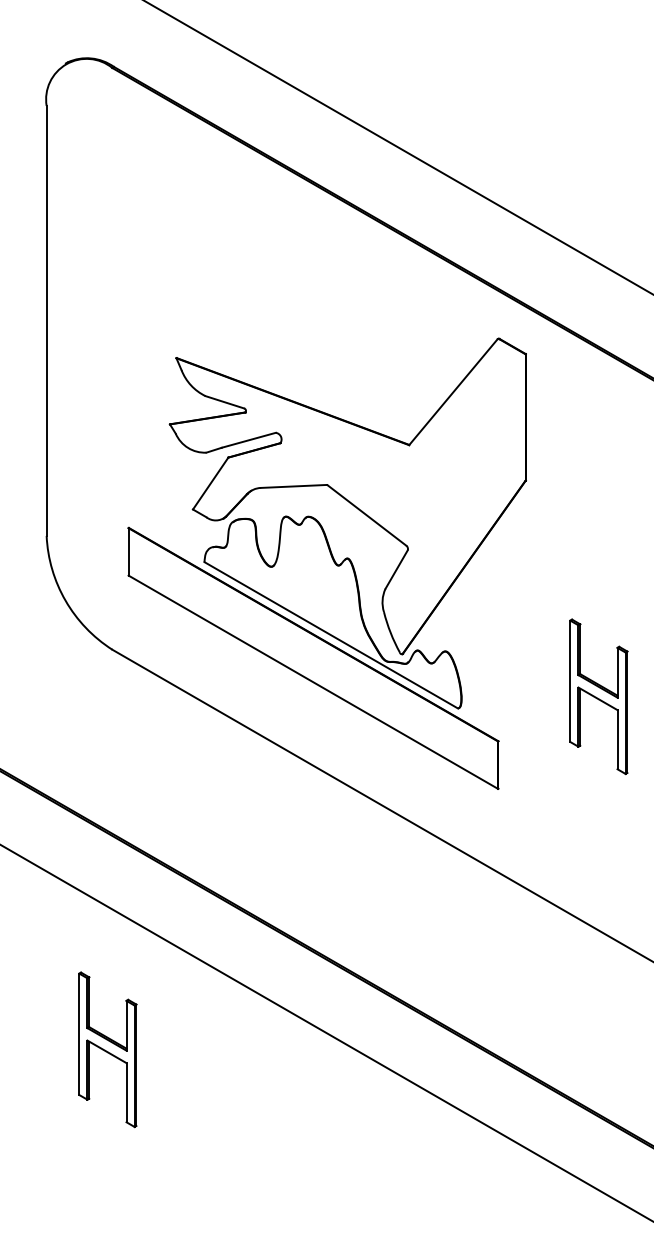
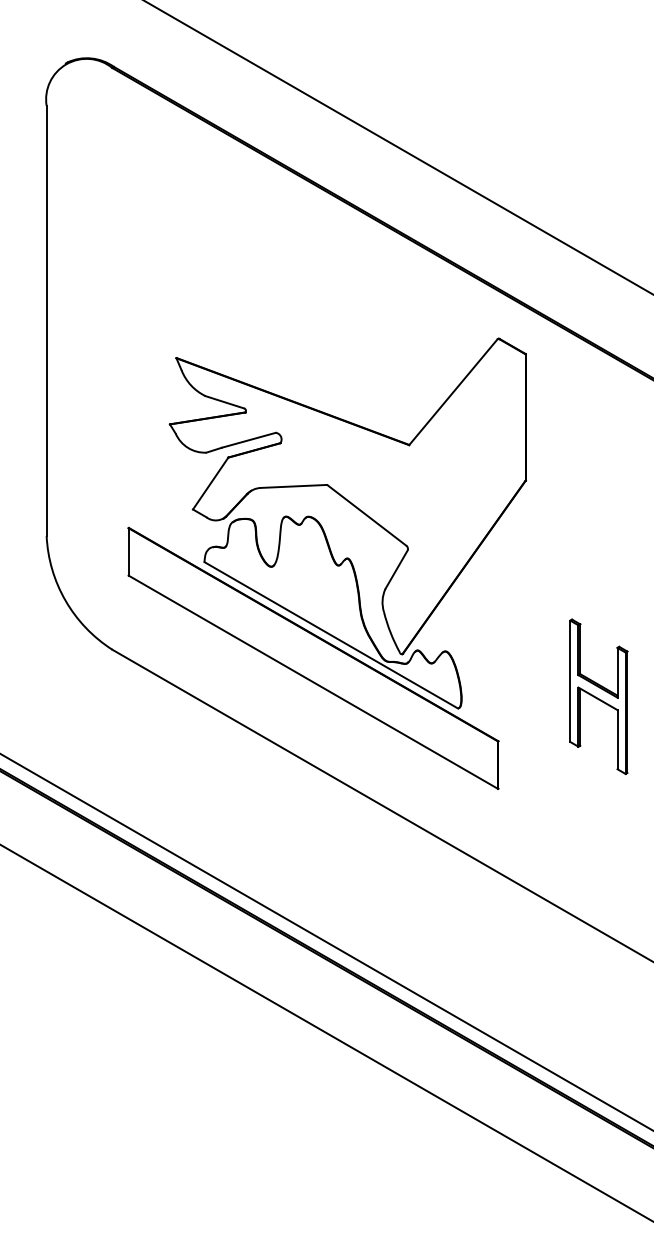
line: none -> present (326, 942)
part: present -> none (107, 1049)
